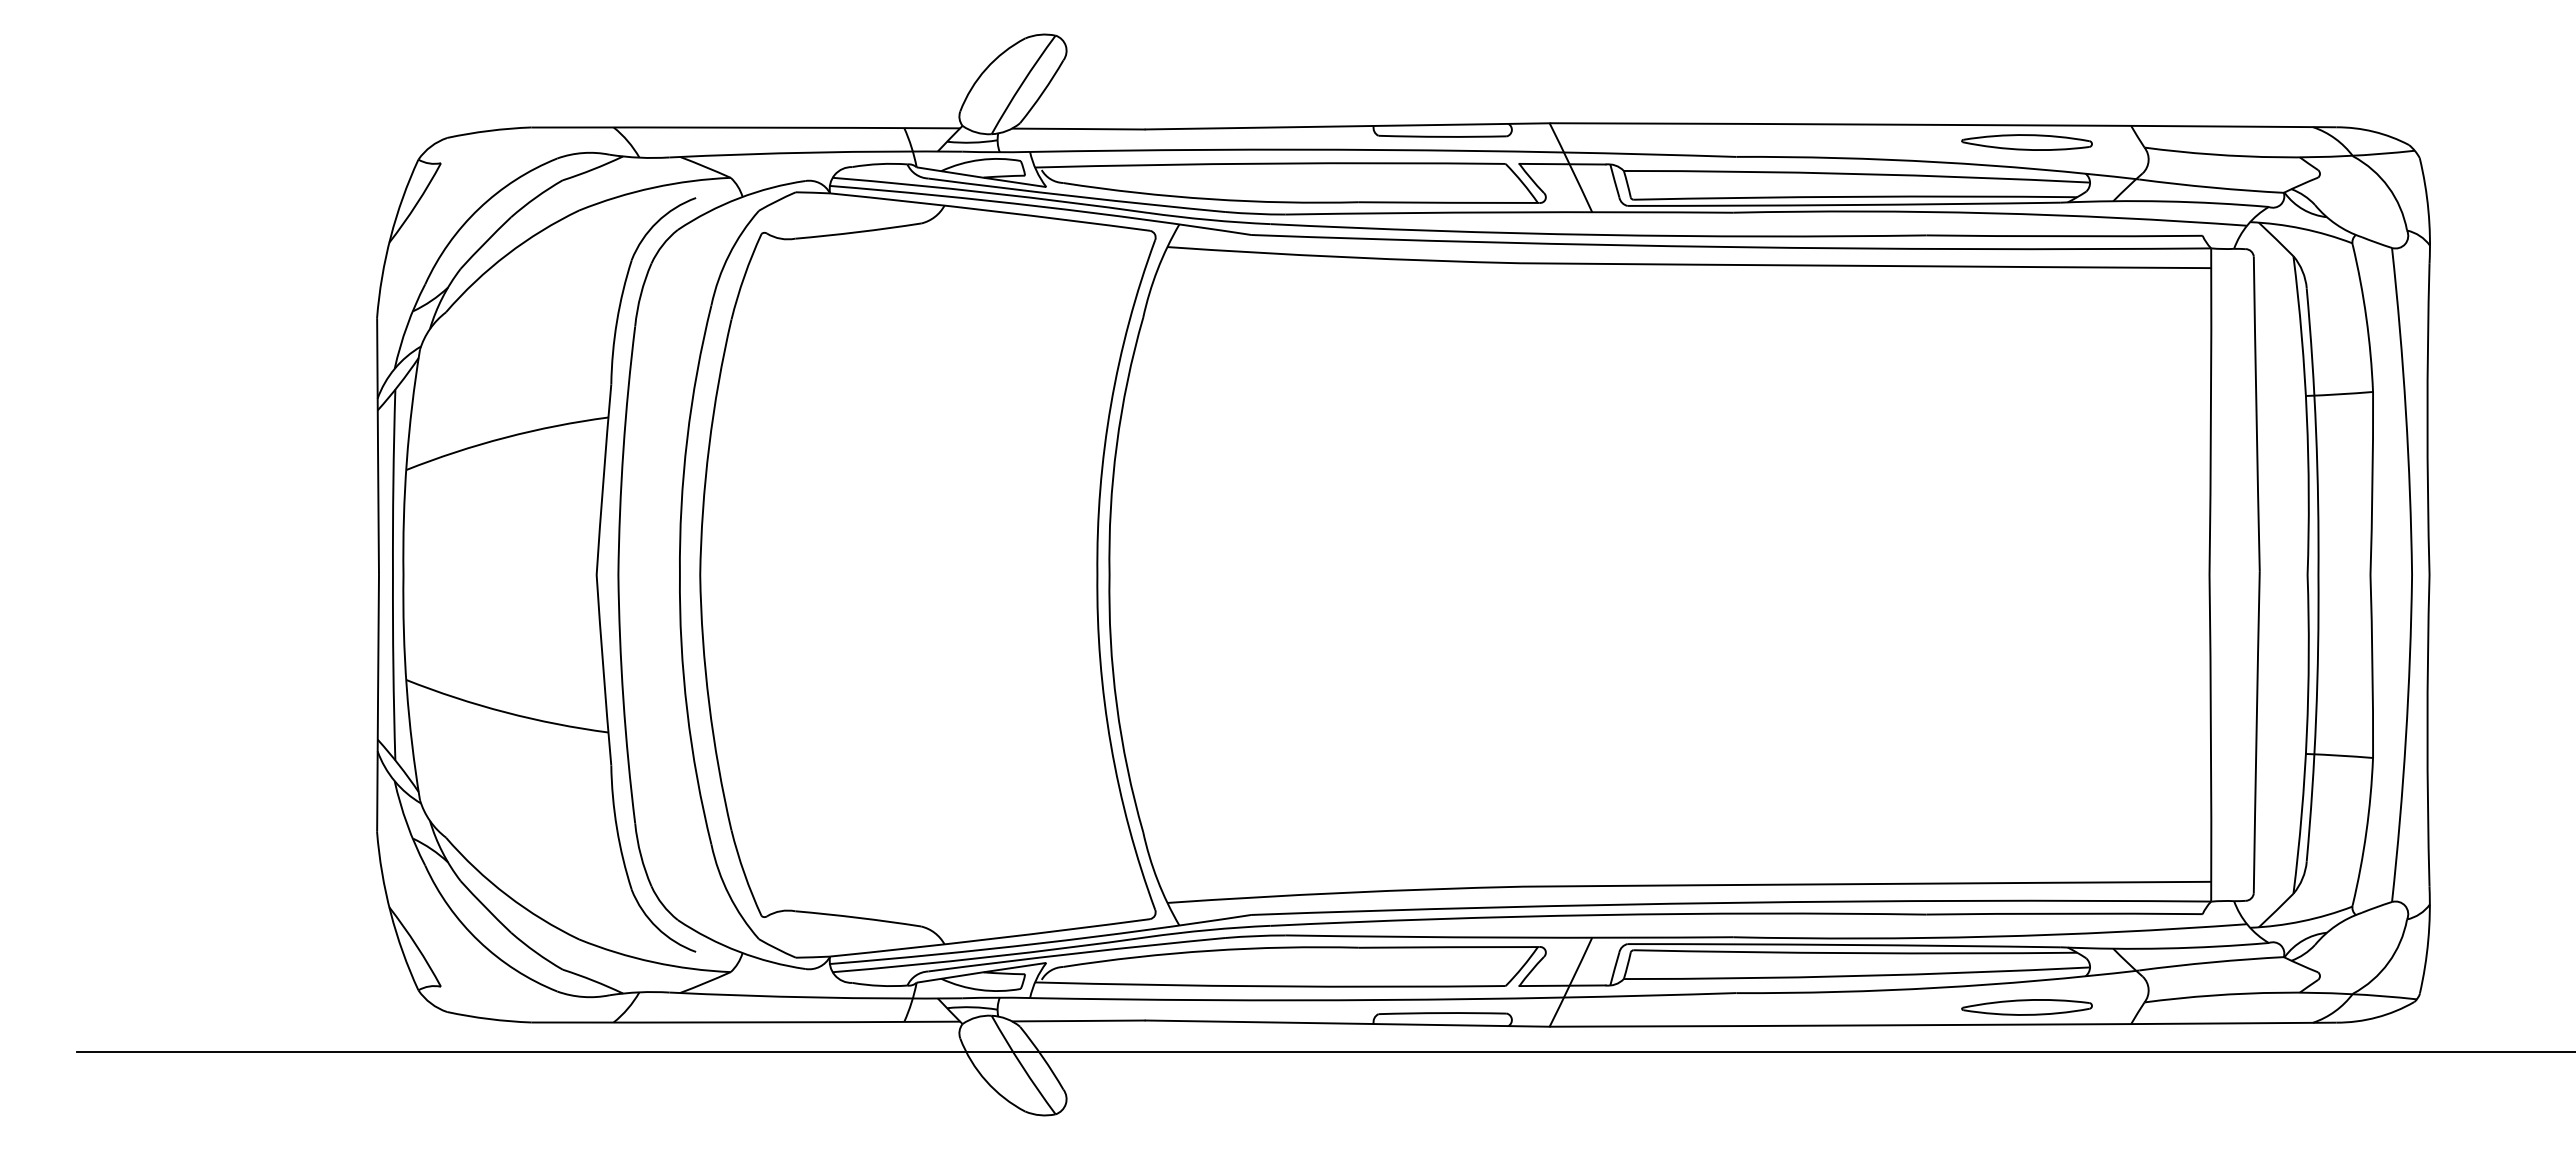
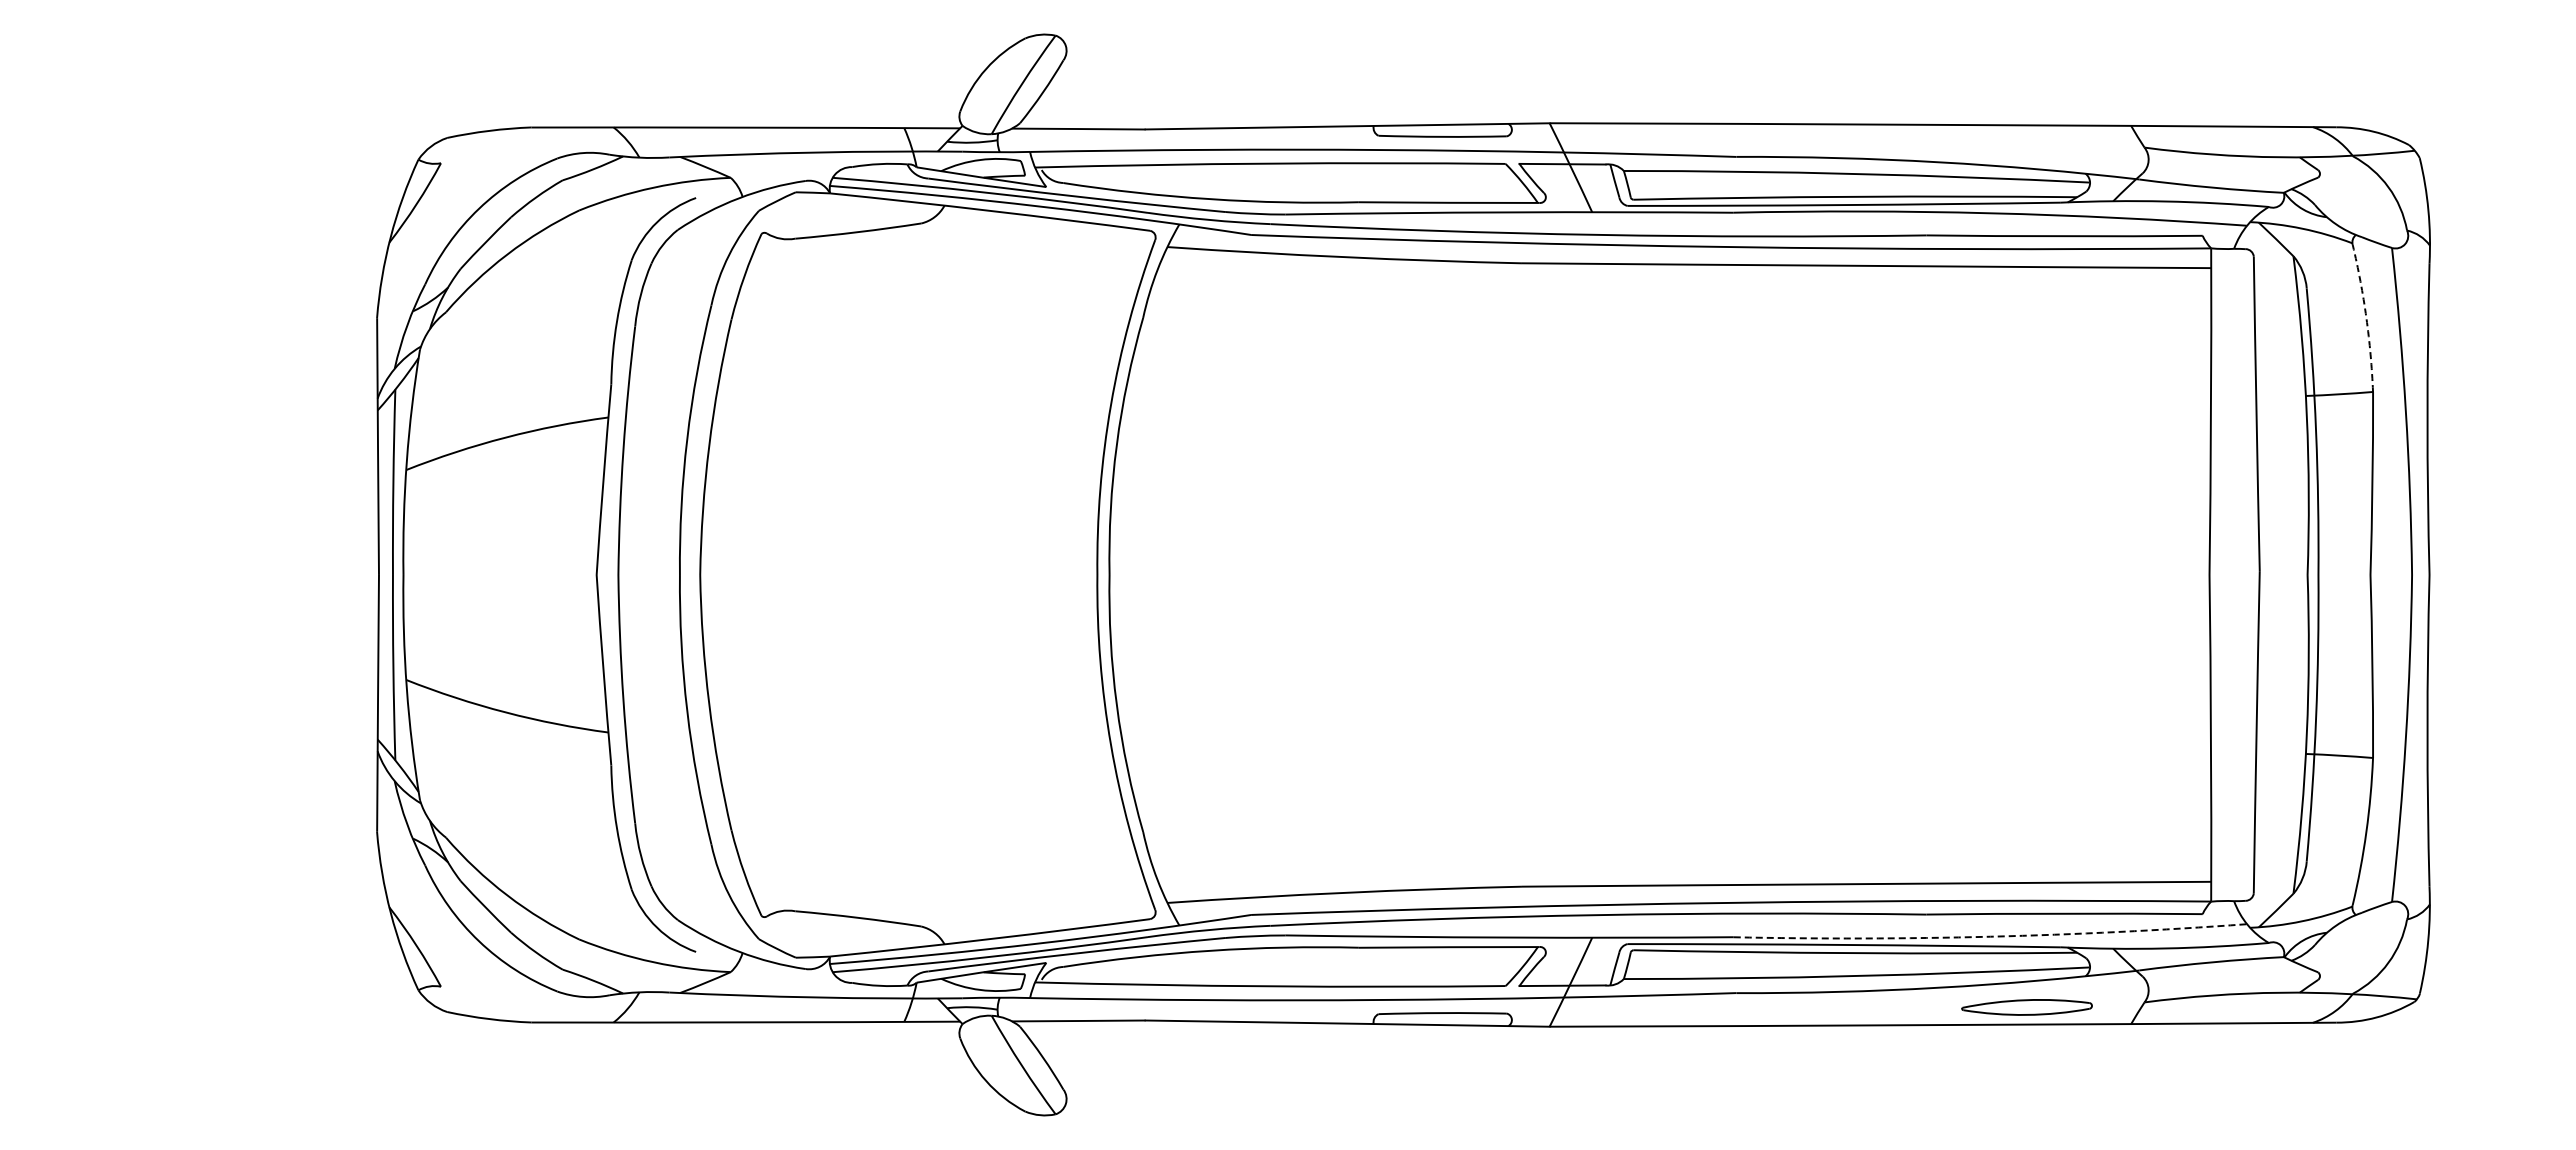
part: present -> none (2026, 142)
arc: solid -> dashed (2366, 318)
arc: solid -> dashed (1990, 936)
line: present -> none (1324, 1051)
